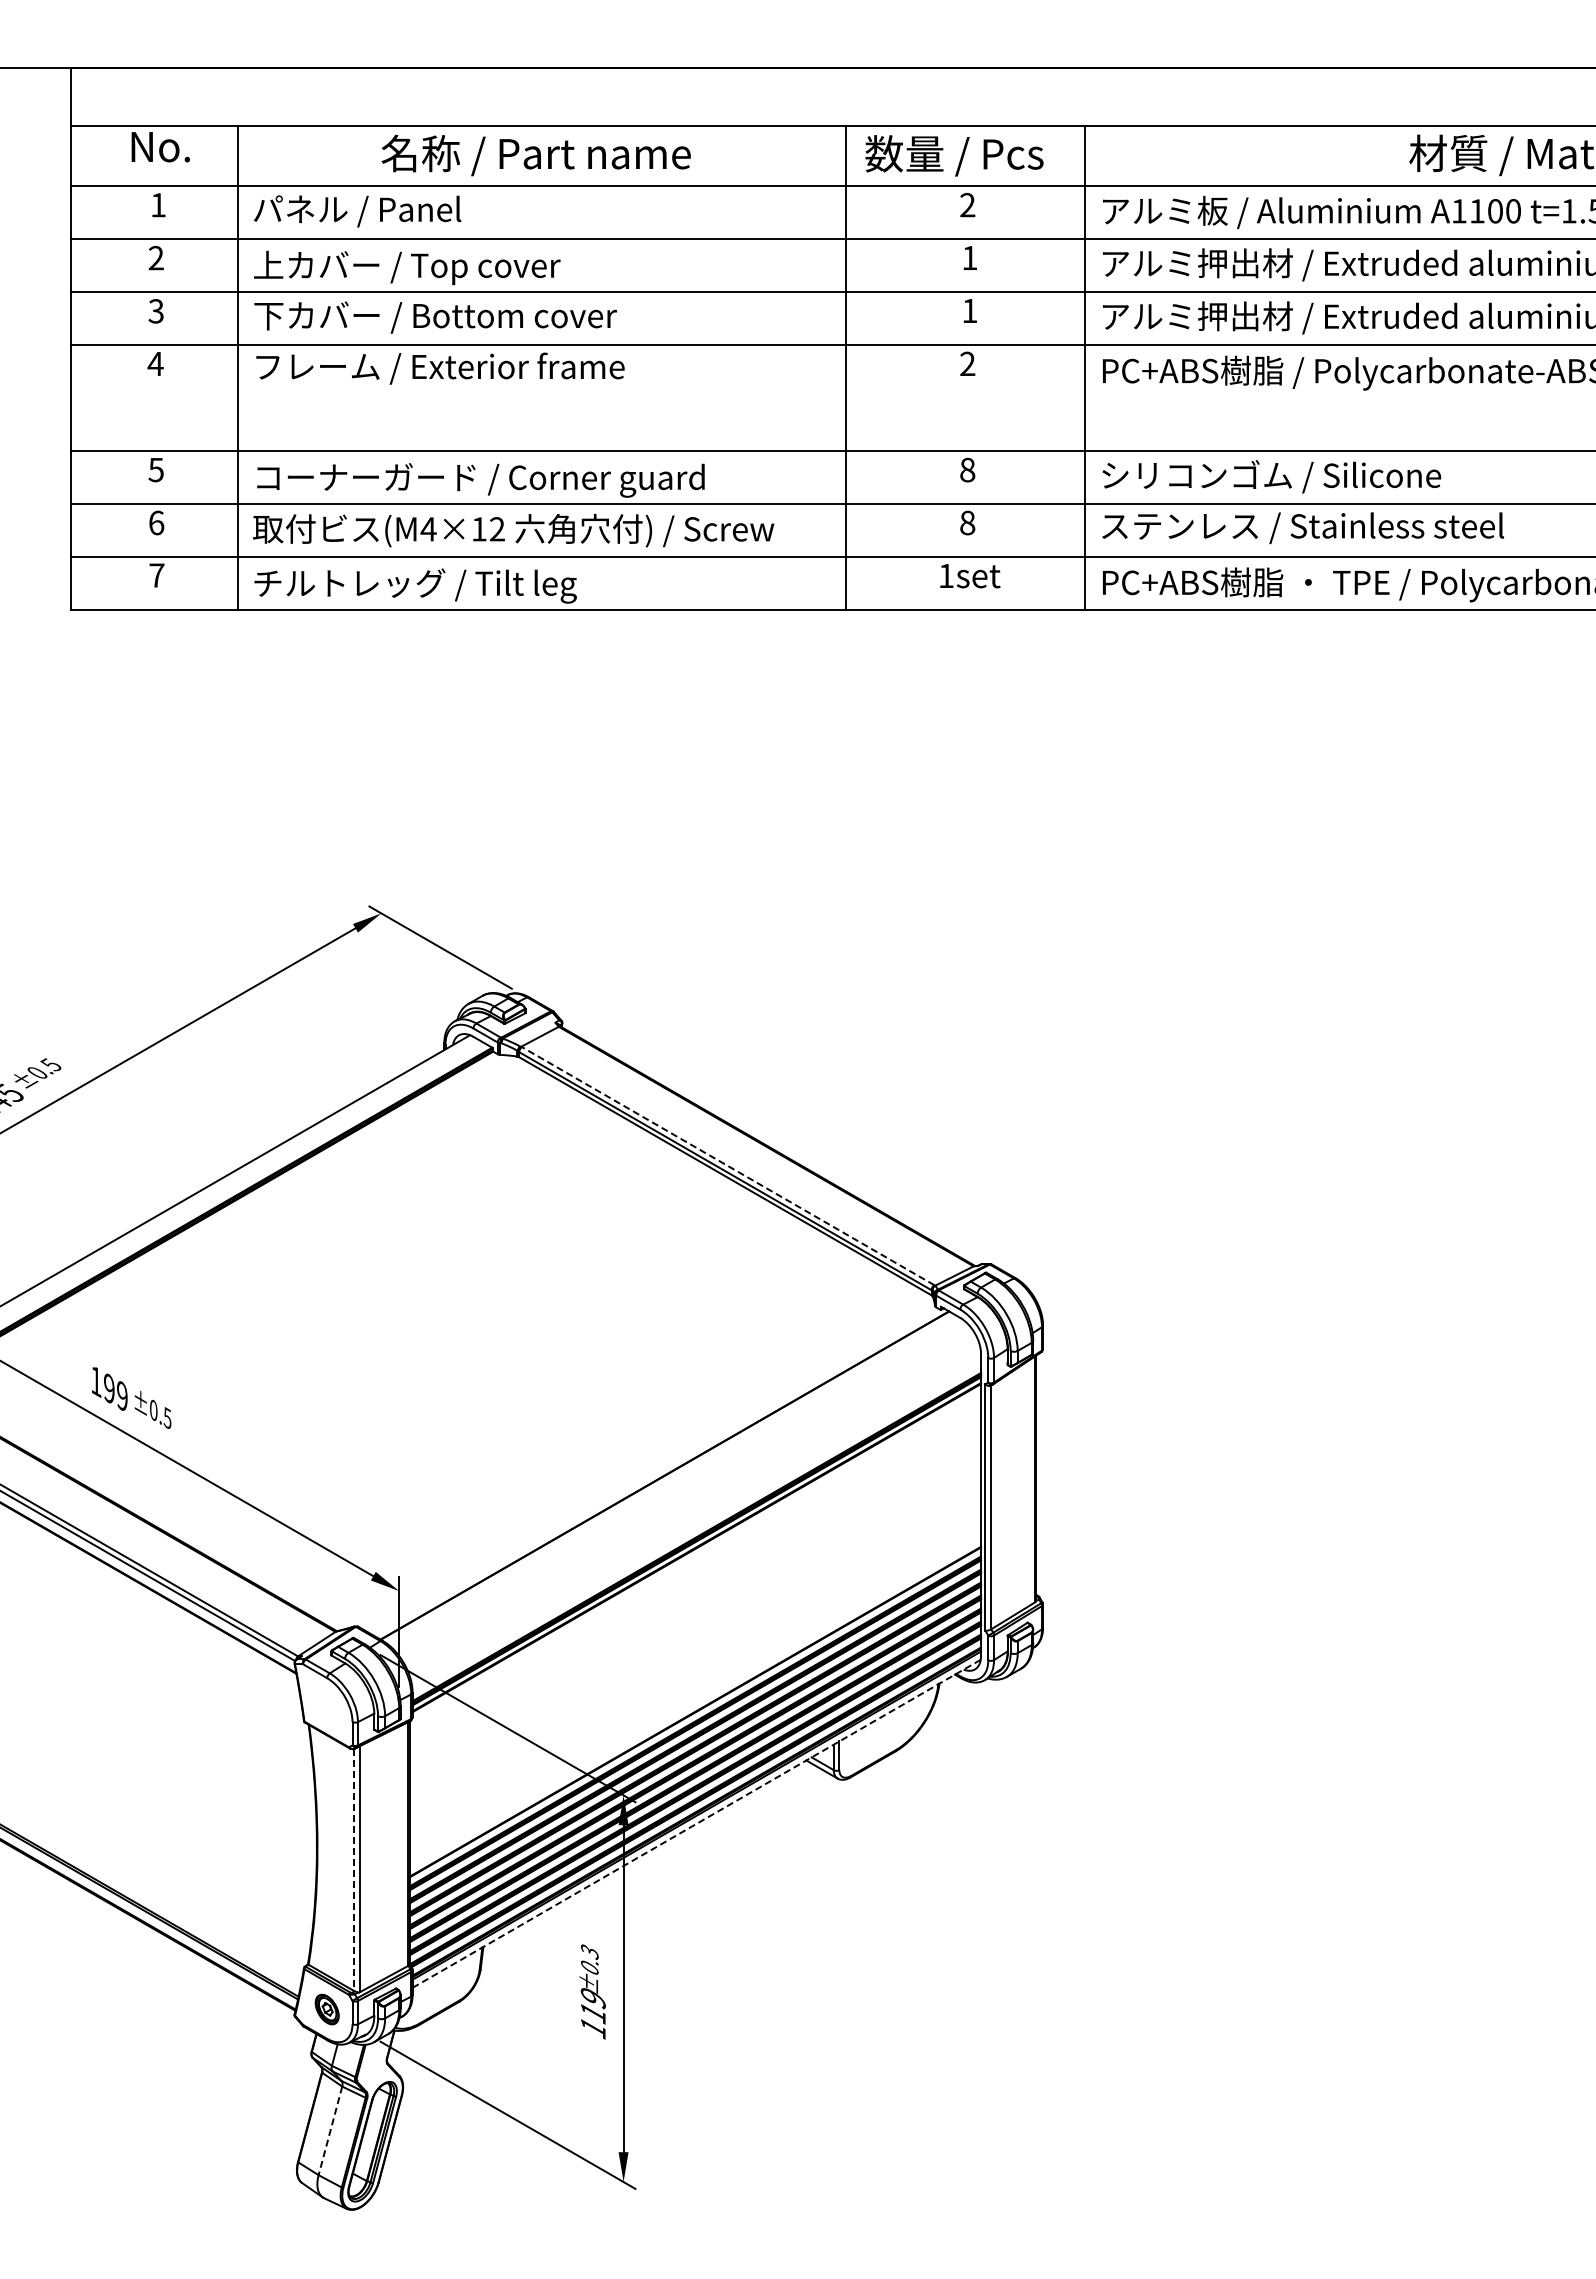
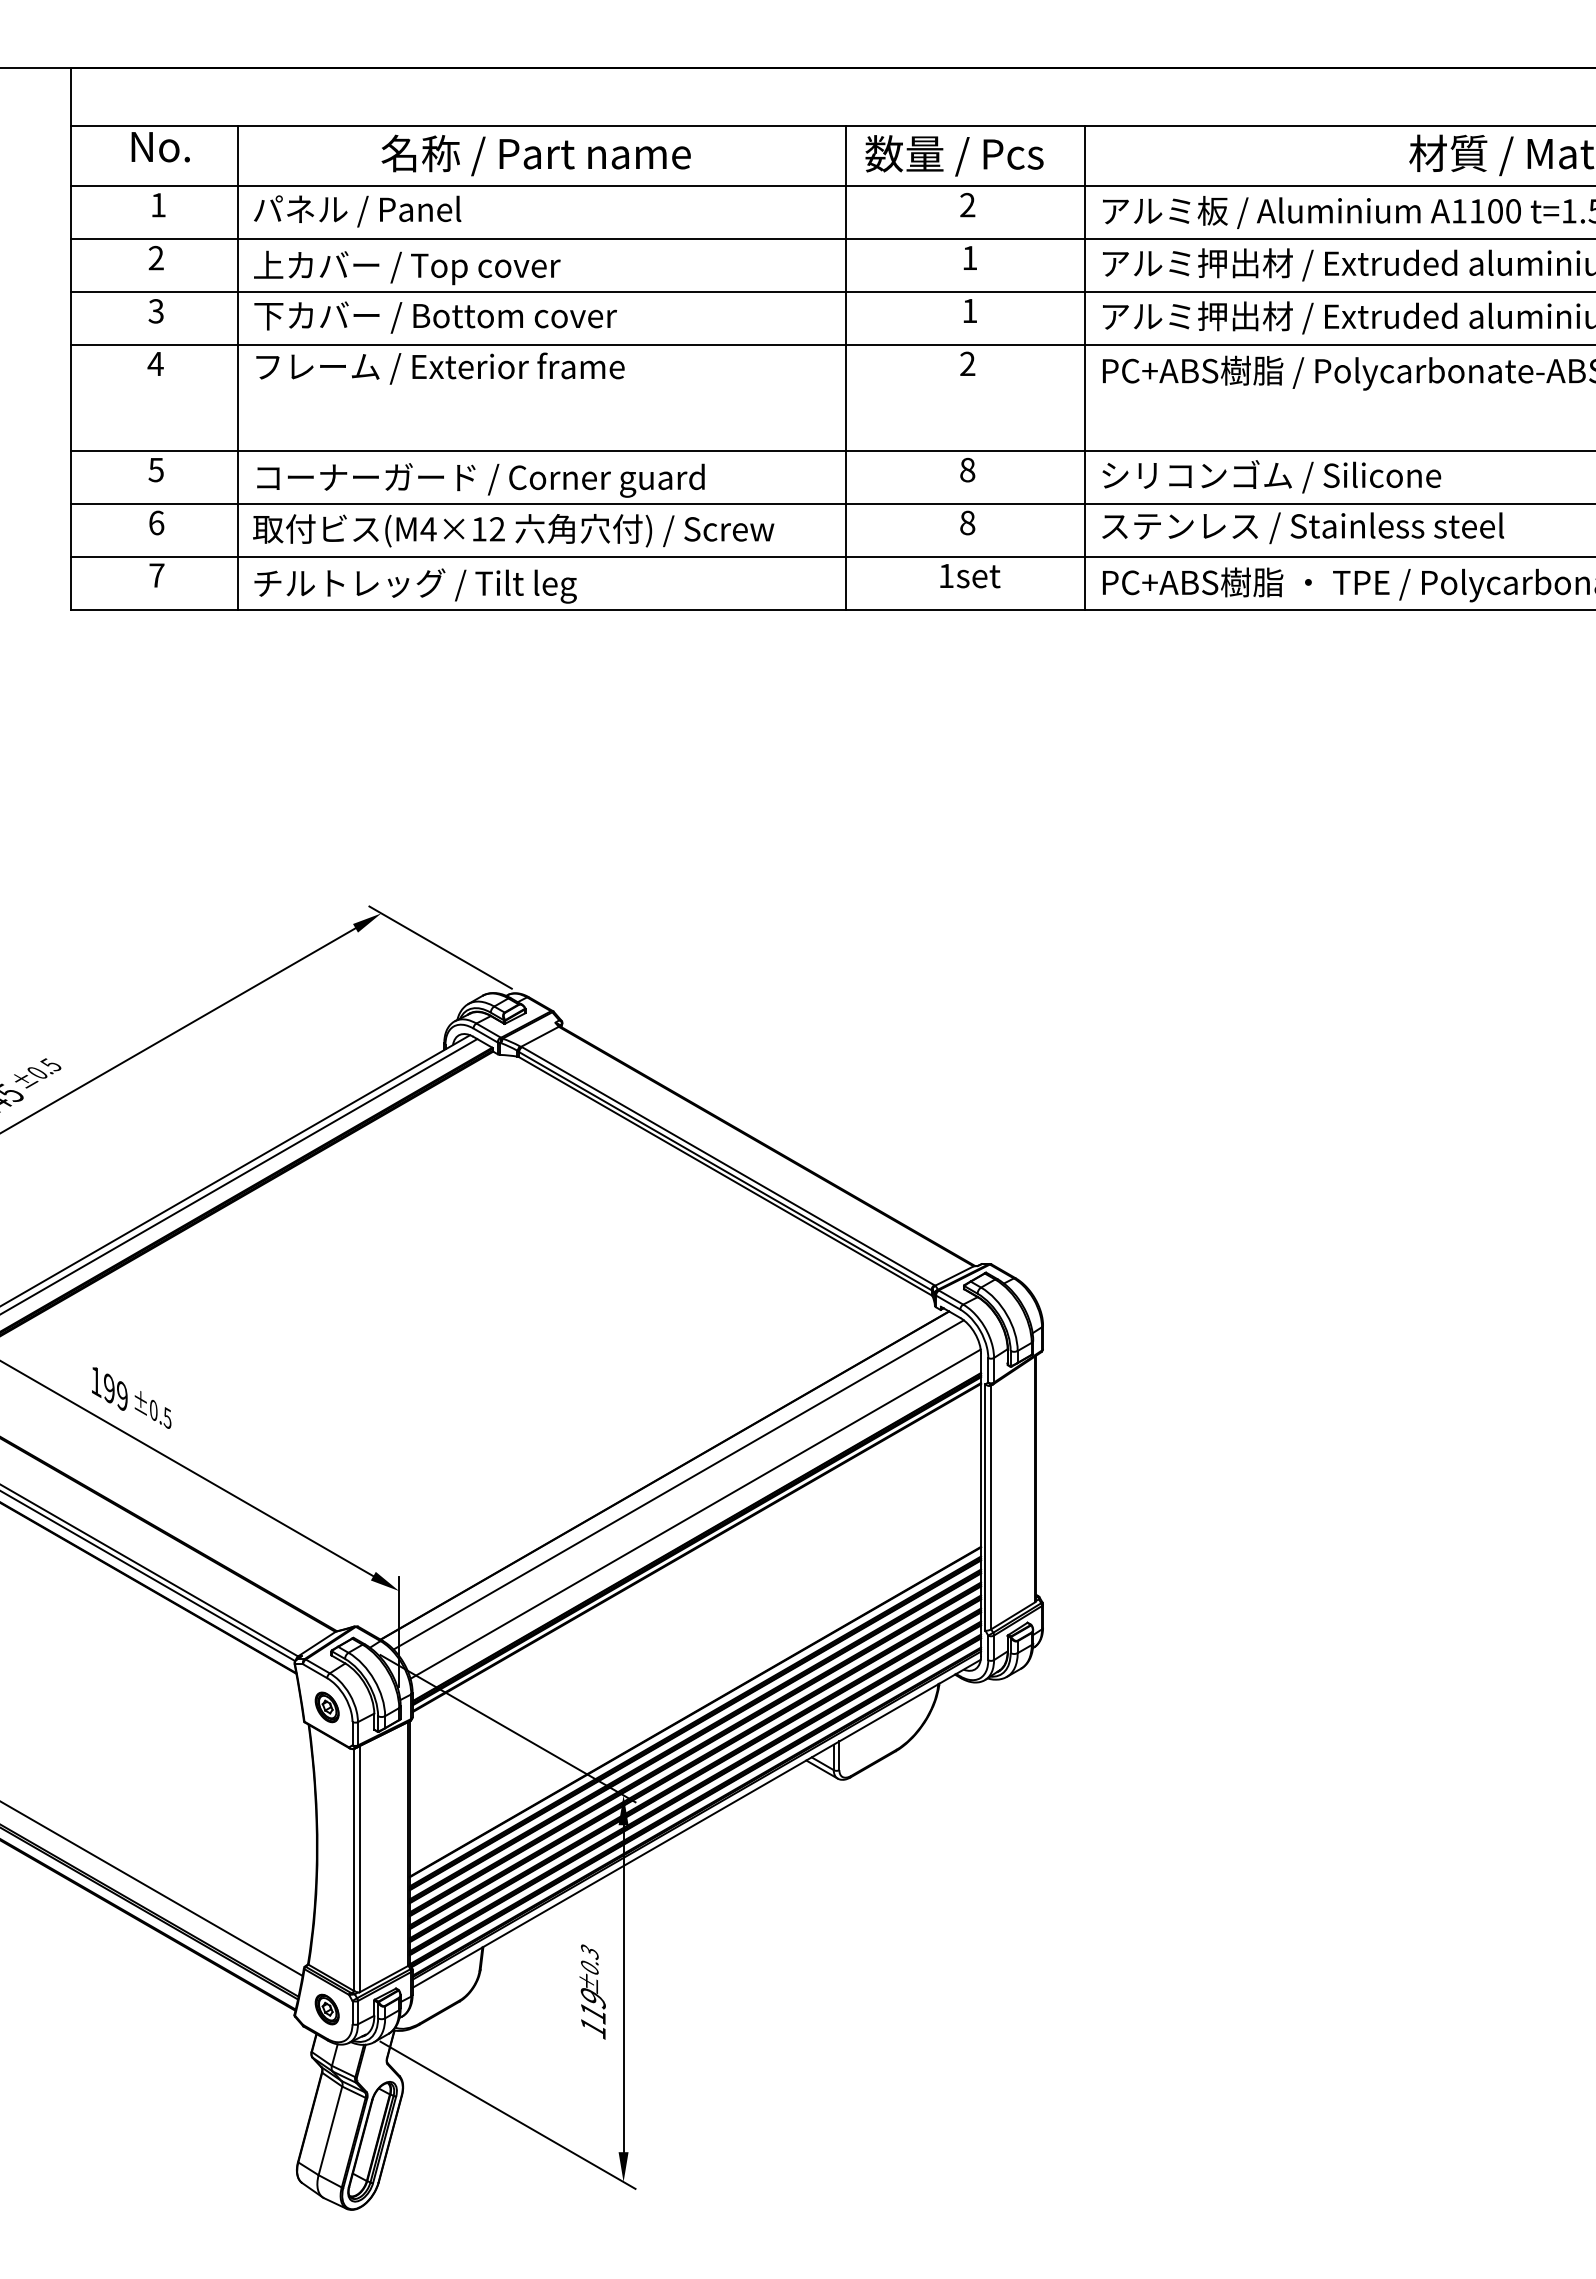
line: dashed -> solid (727, 1165)
line: none -> present (239, 1176)
line: none -> present (678, 1484)
line: none -> present (695, 1513)
part: none -> present (326, 1707)
line: dashed -> solid (696, 1824)
line: dashed -> solid (354, 1870)
line: none -> present (152, 1888)
line: dashed -> solid (330, 2130)
